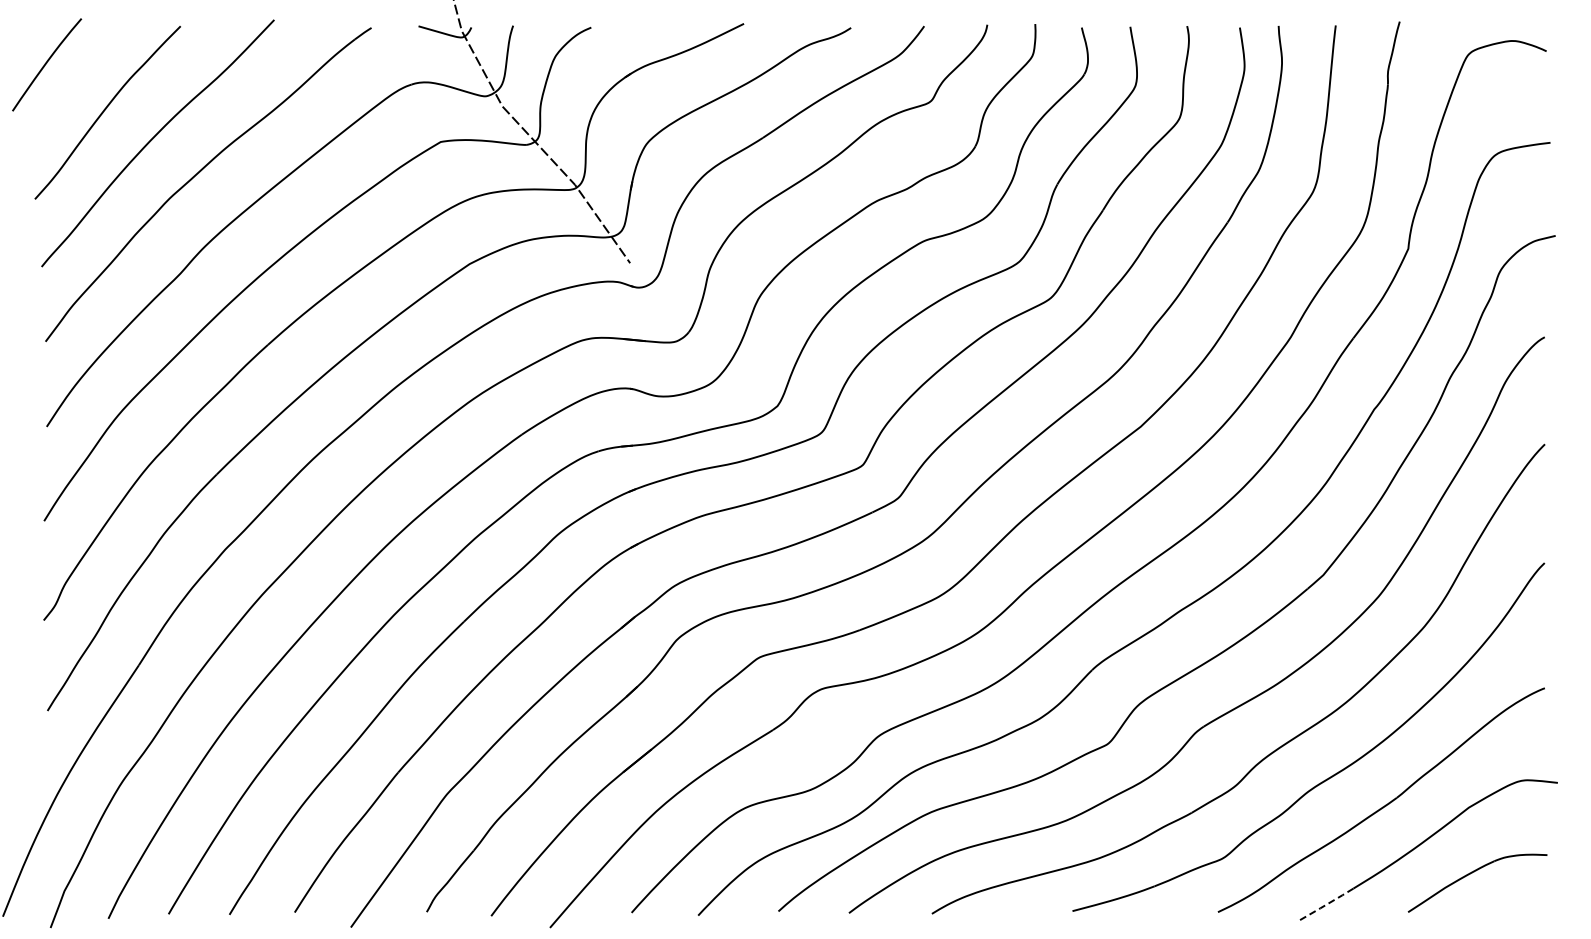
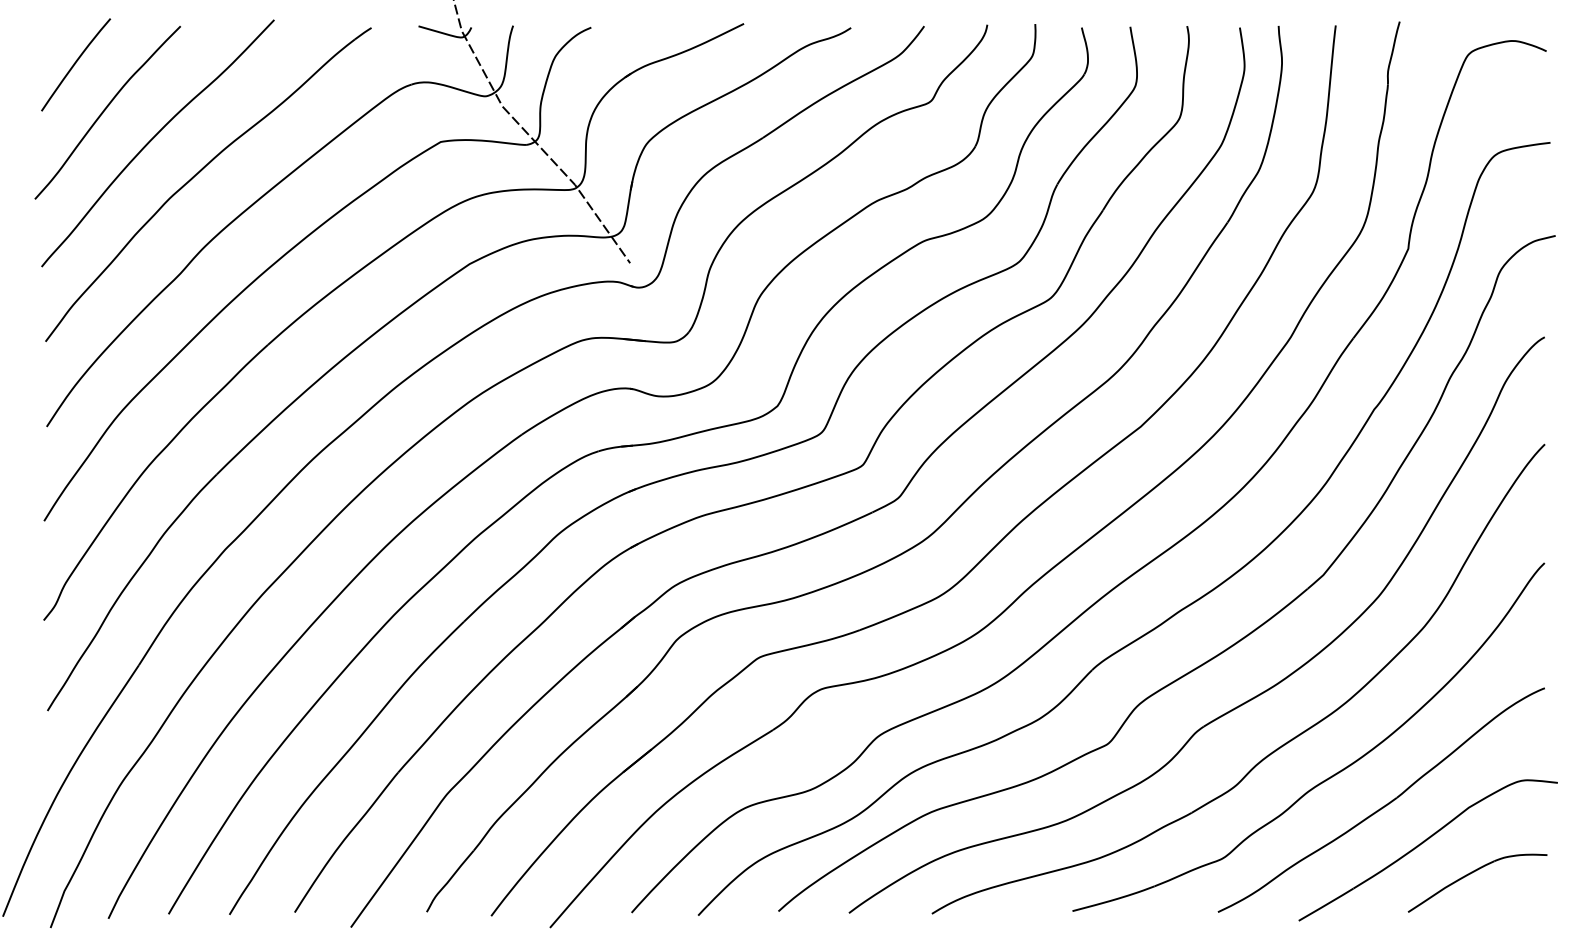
curve position: (47, 63) -> (76, 63) (76, 63)
line: dashed -> solid (1326, 904)
